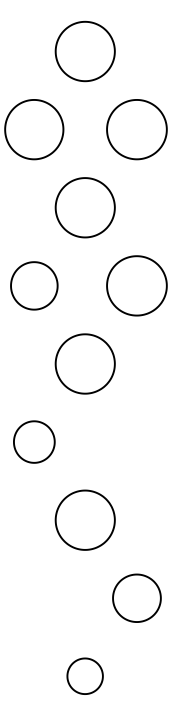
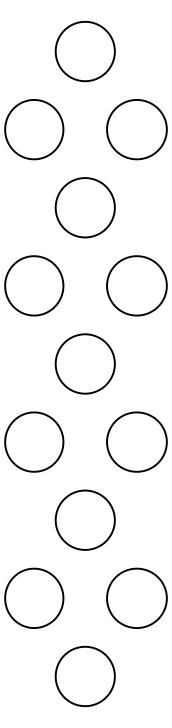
part size: 49x50 px -> 61x62 px (34, 285)
part size: 43x44 px -> 61x62 px (34, 441)
part: none -> present (136, 441)
part: none -> present (34, 597)
part size: 50x50 px -> 62x62 px (136, 597)
part size: 38x38 px -> 62x62 px (84, 675)
